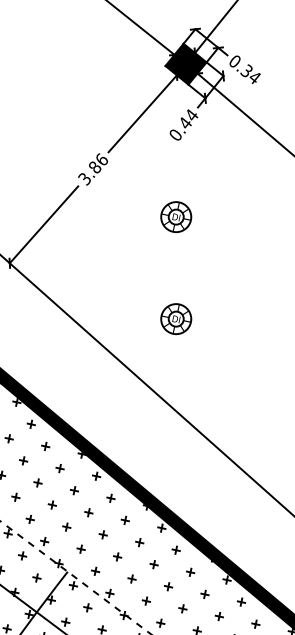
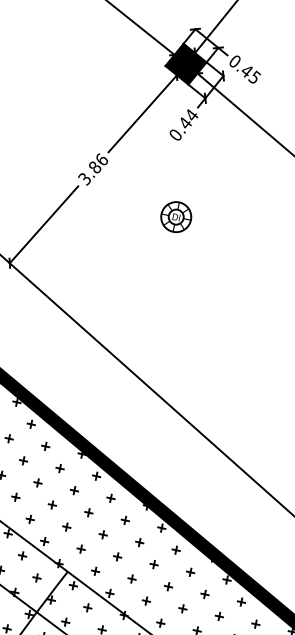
text: 0.34 -> 0.45 (250, 74)
part: present -> none (176, 318)
line: dashed -> solid (76, 578)
